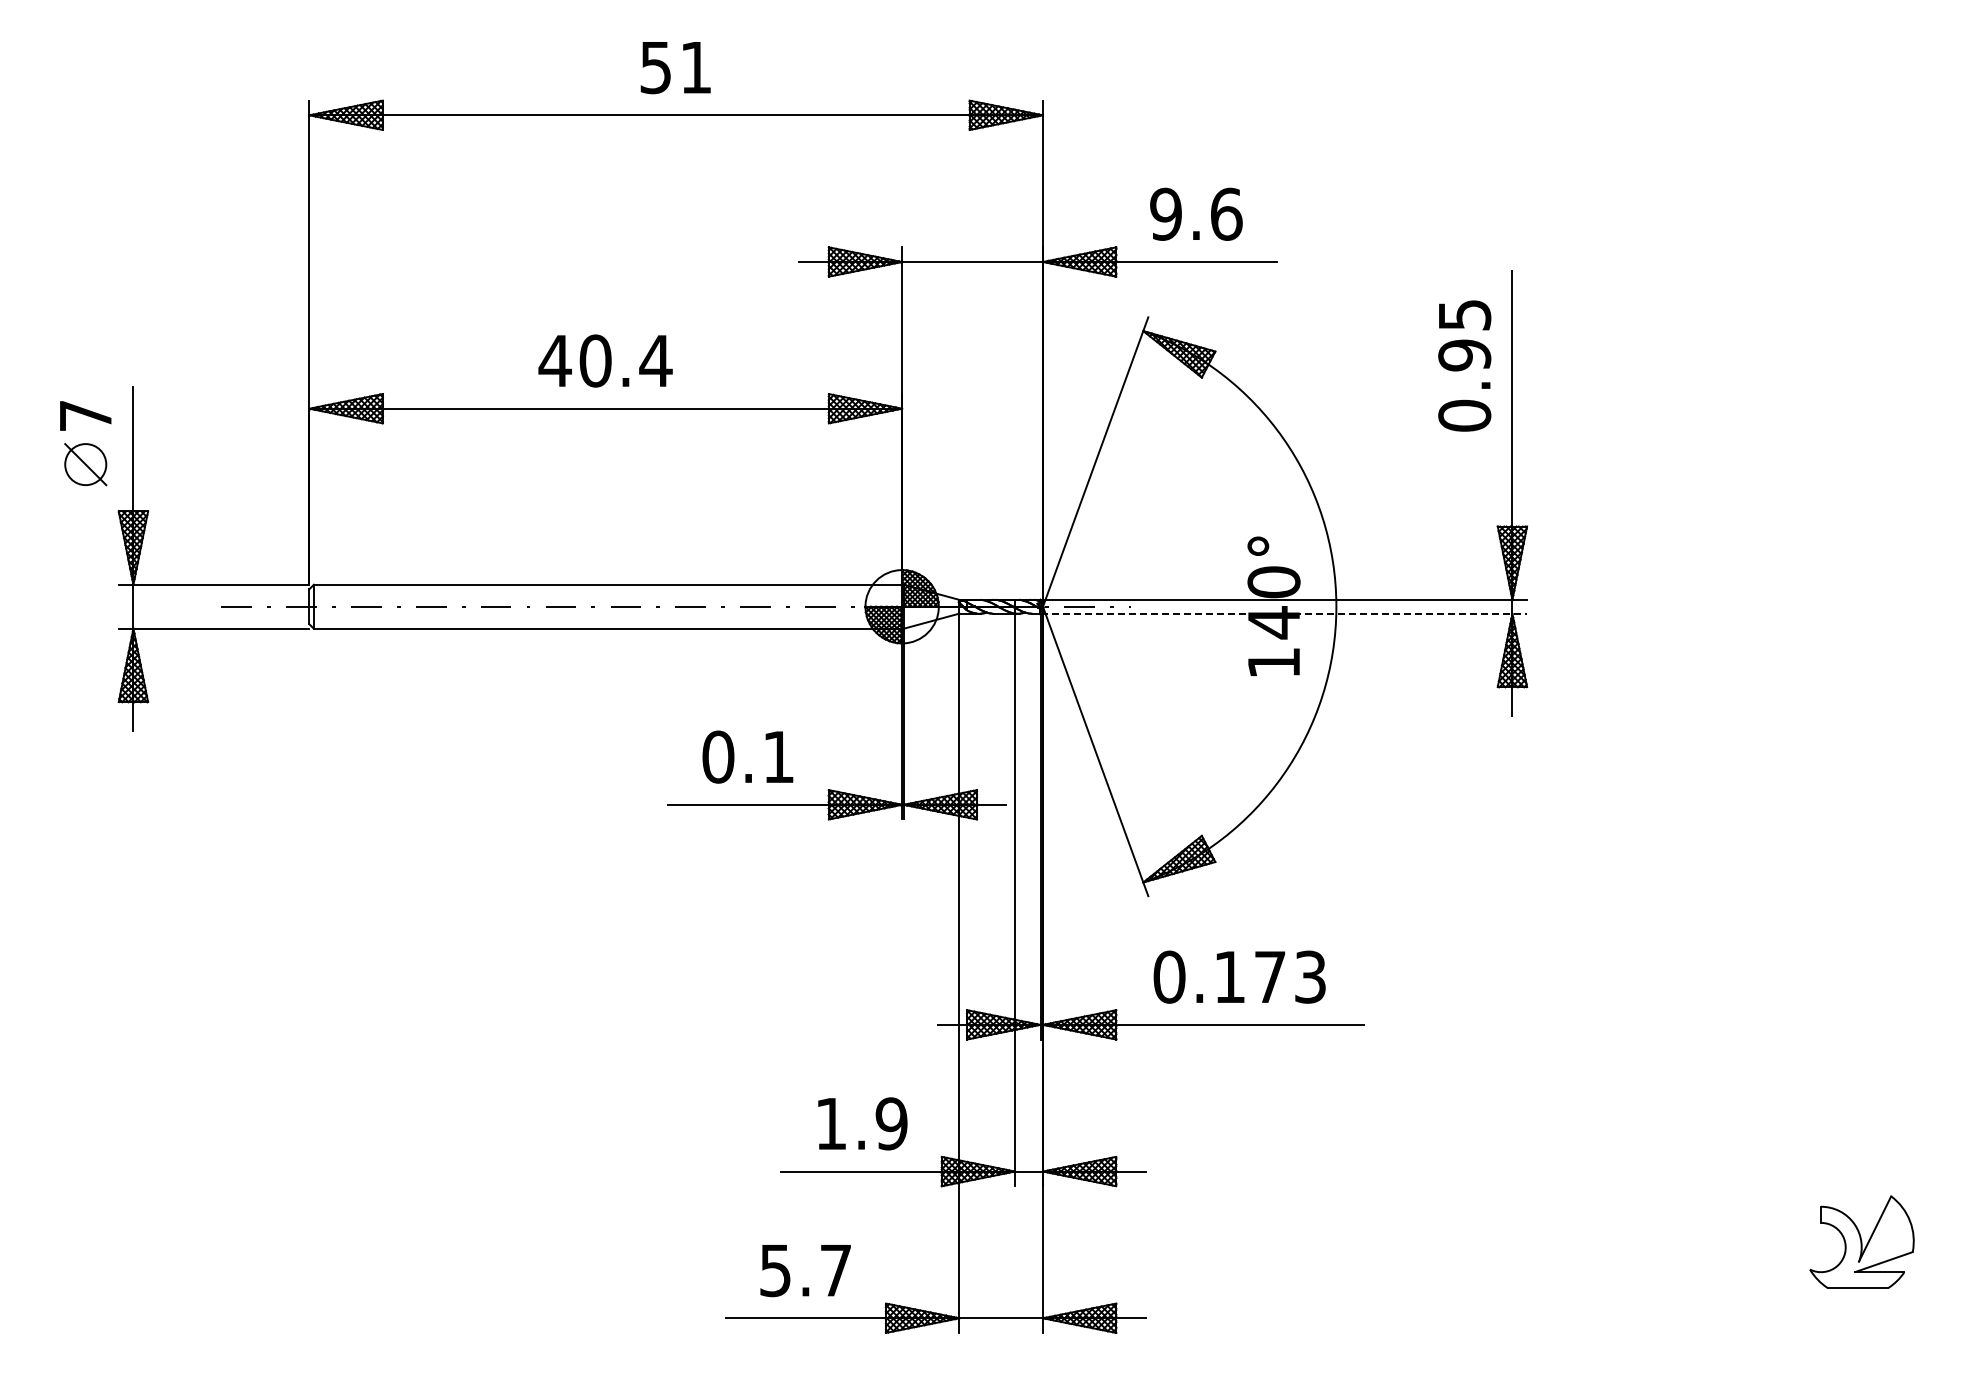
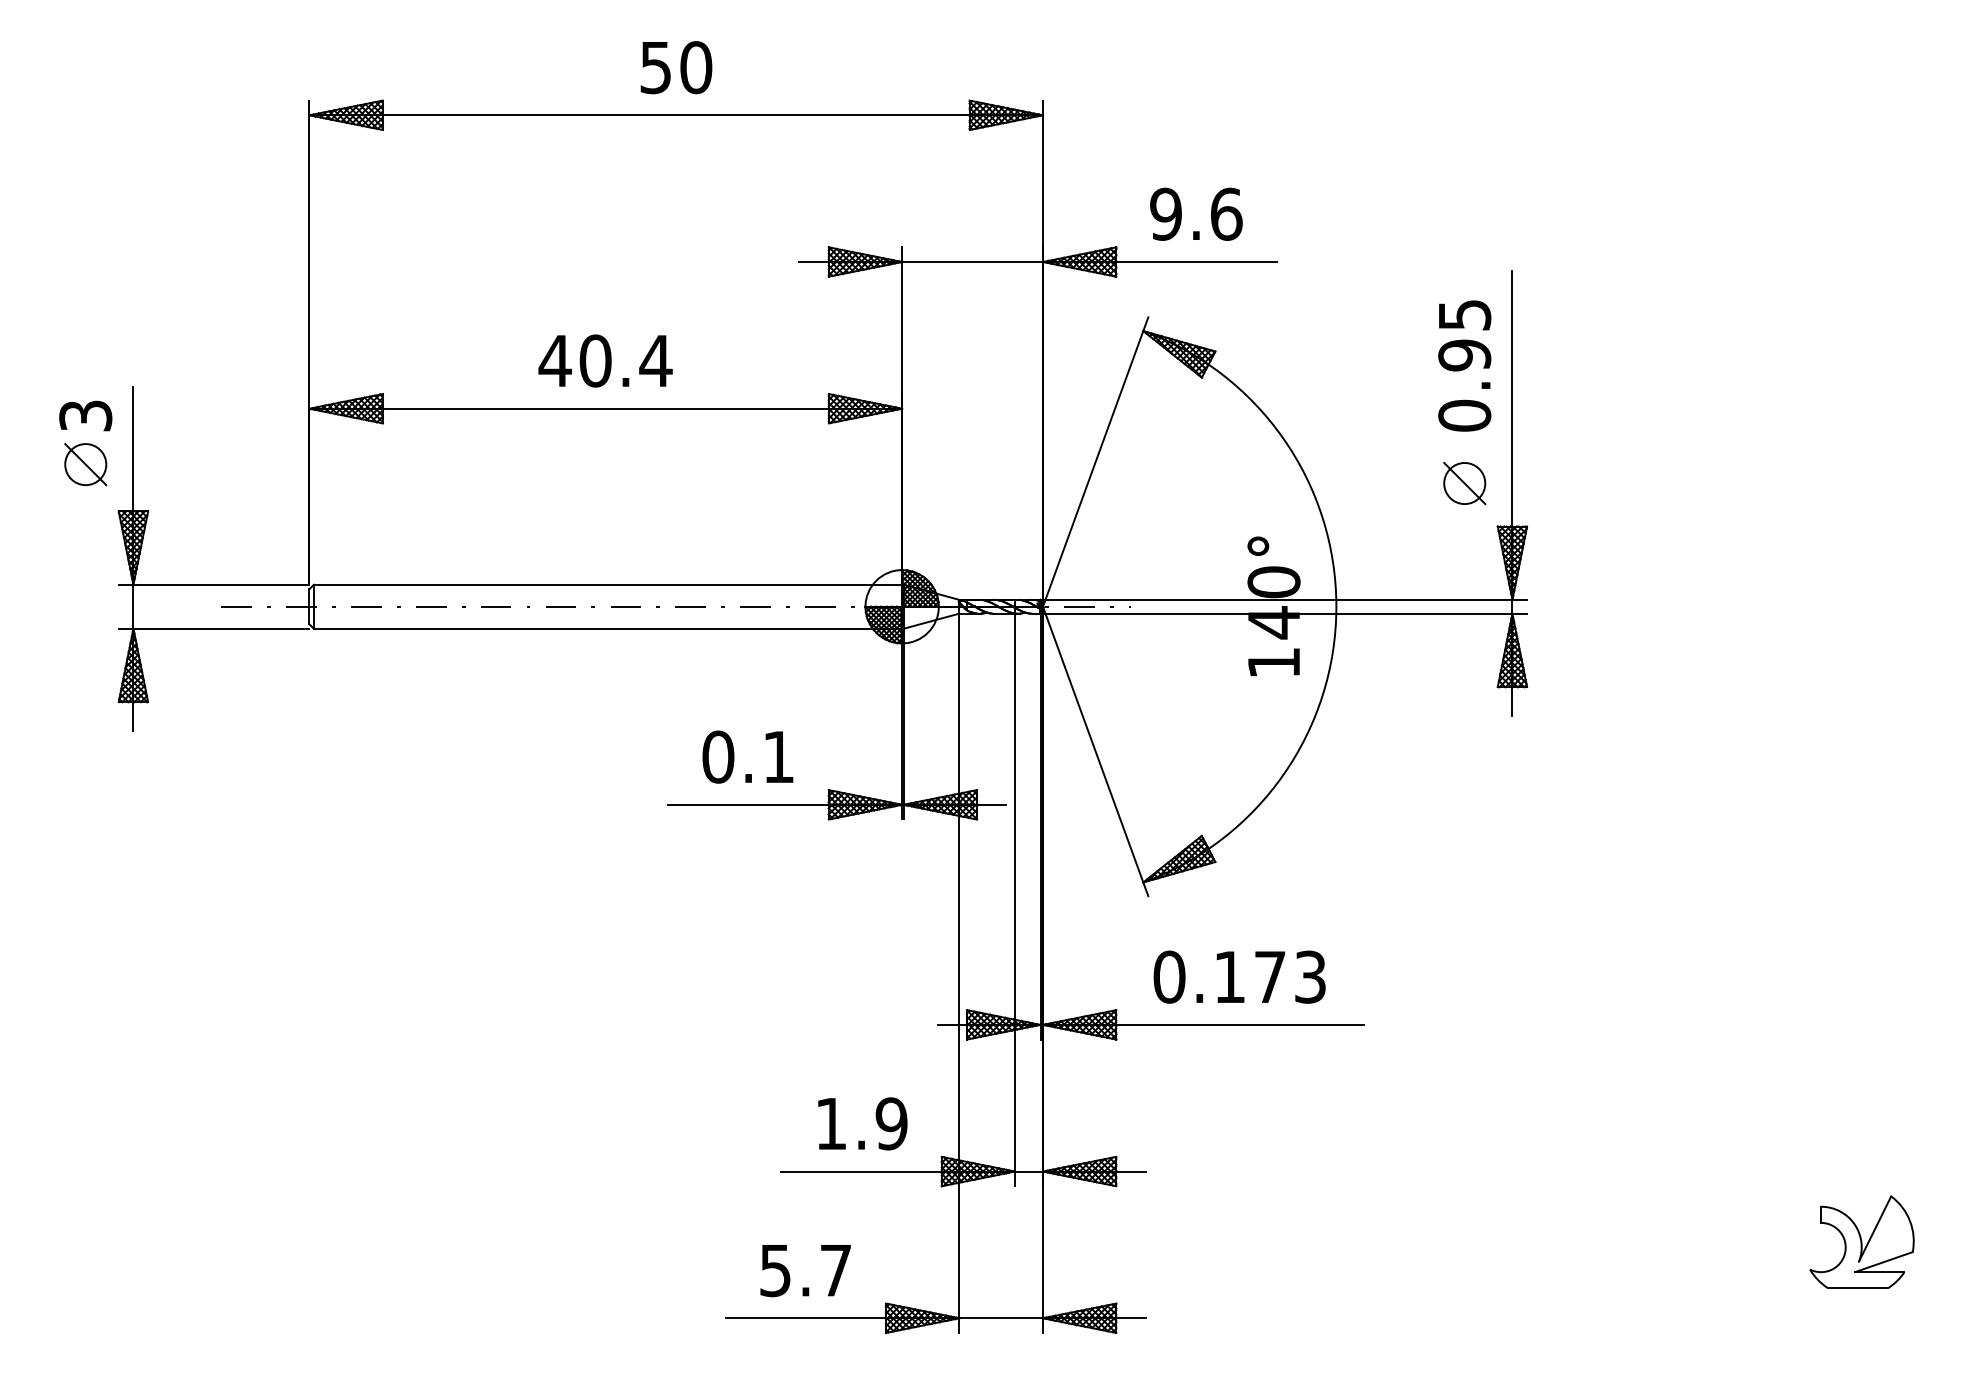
text: 51 -> 50 (696, 67)
text: 7 -> 3 (85, 415)
part: none -> present (1464, 483)
line: dashed -> solid (1284, 613)
